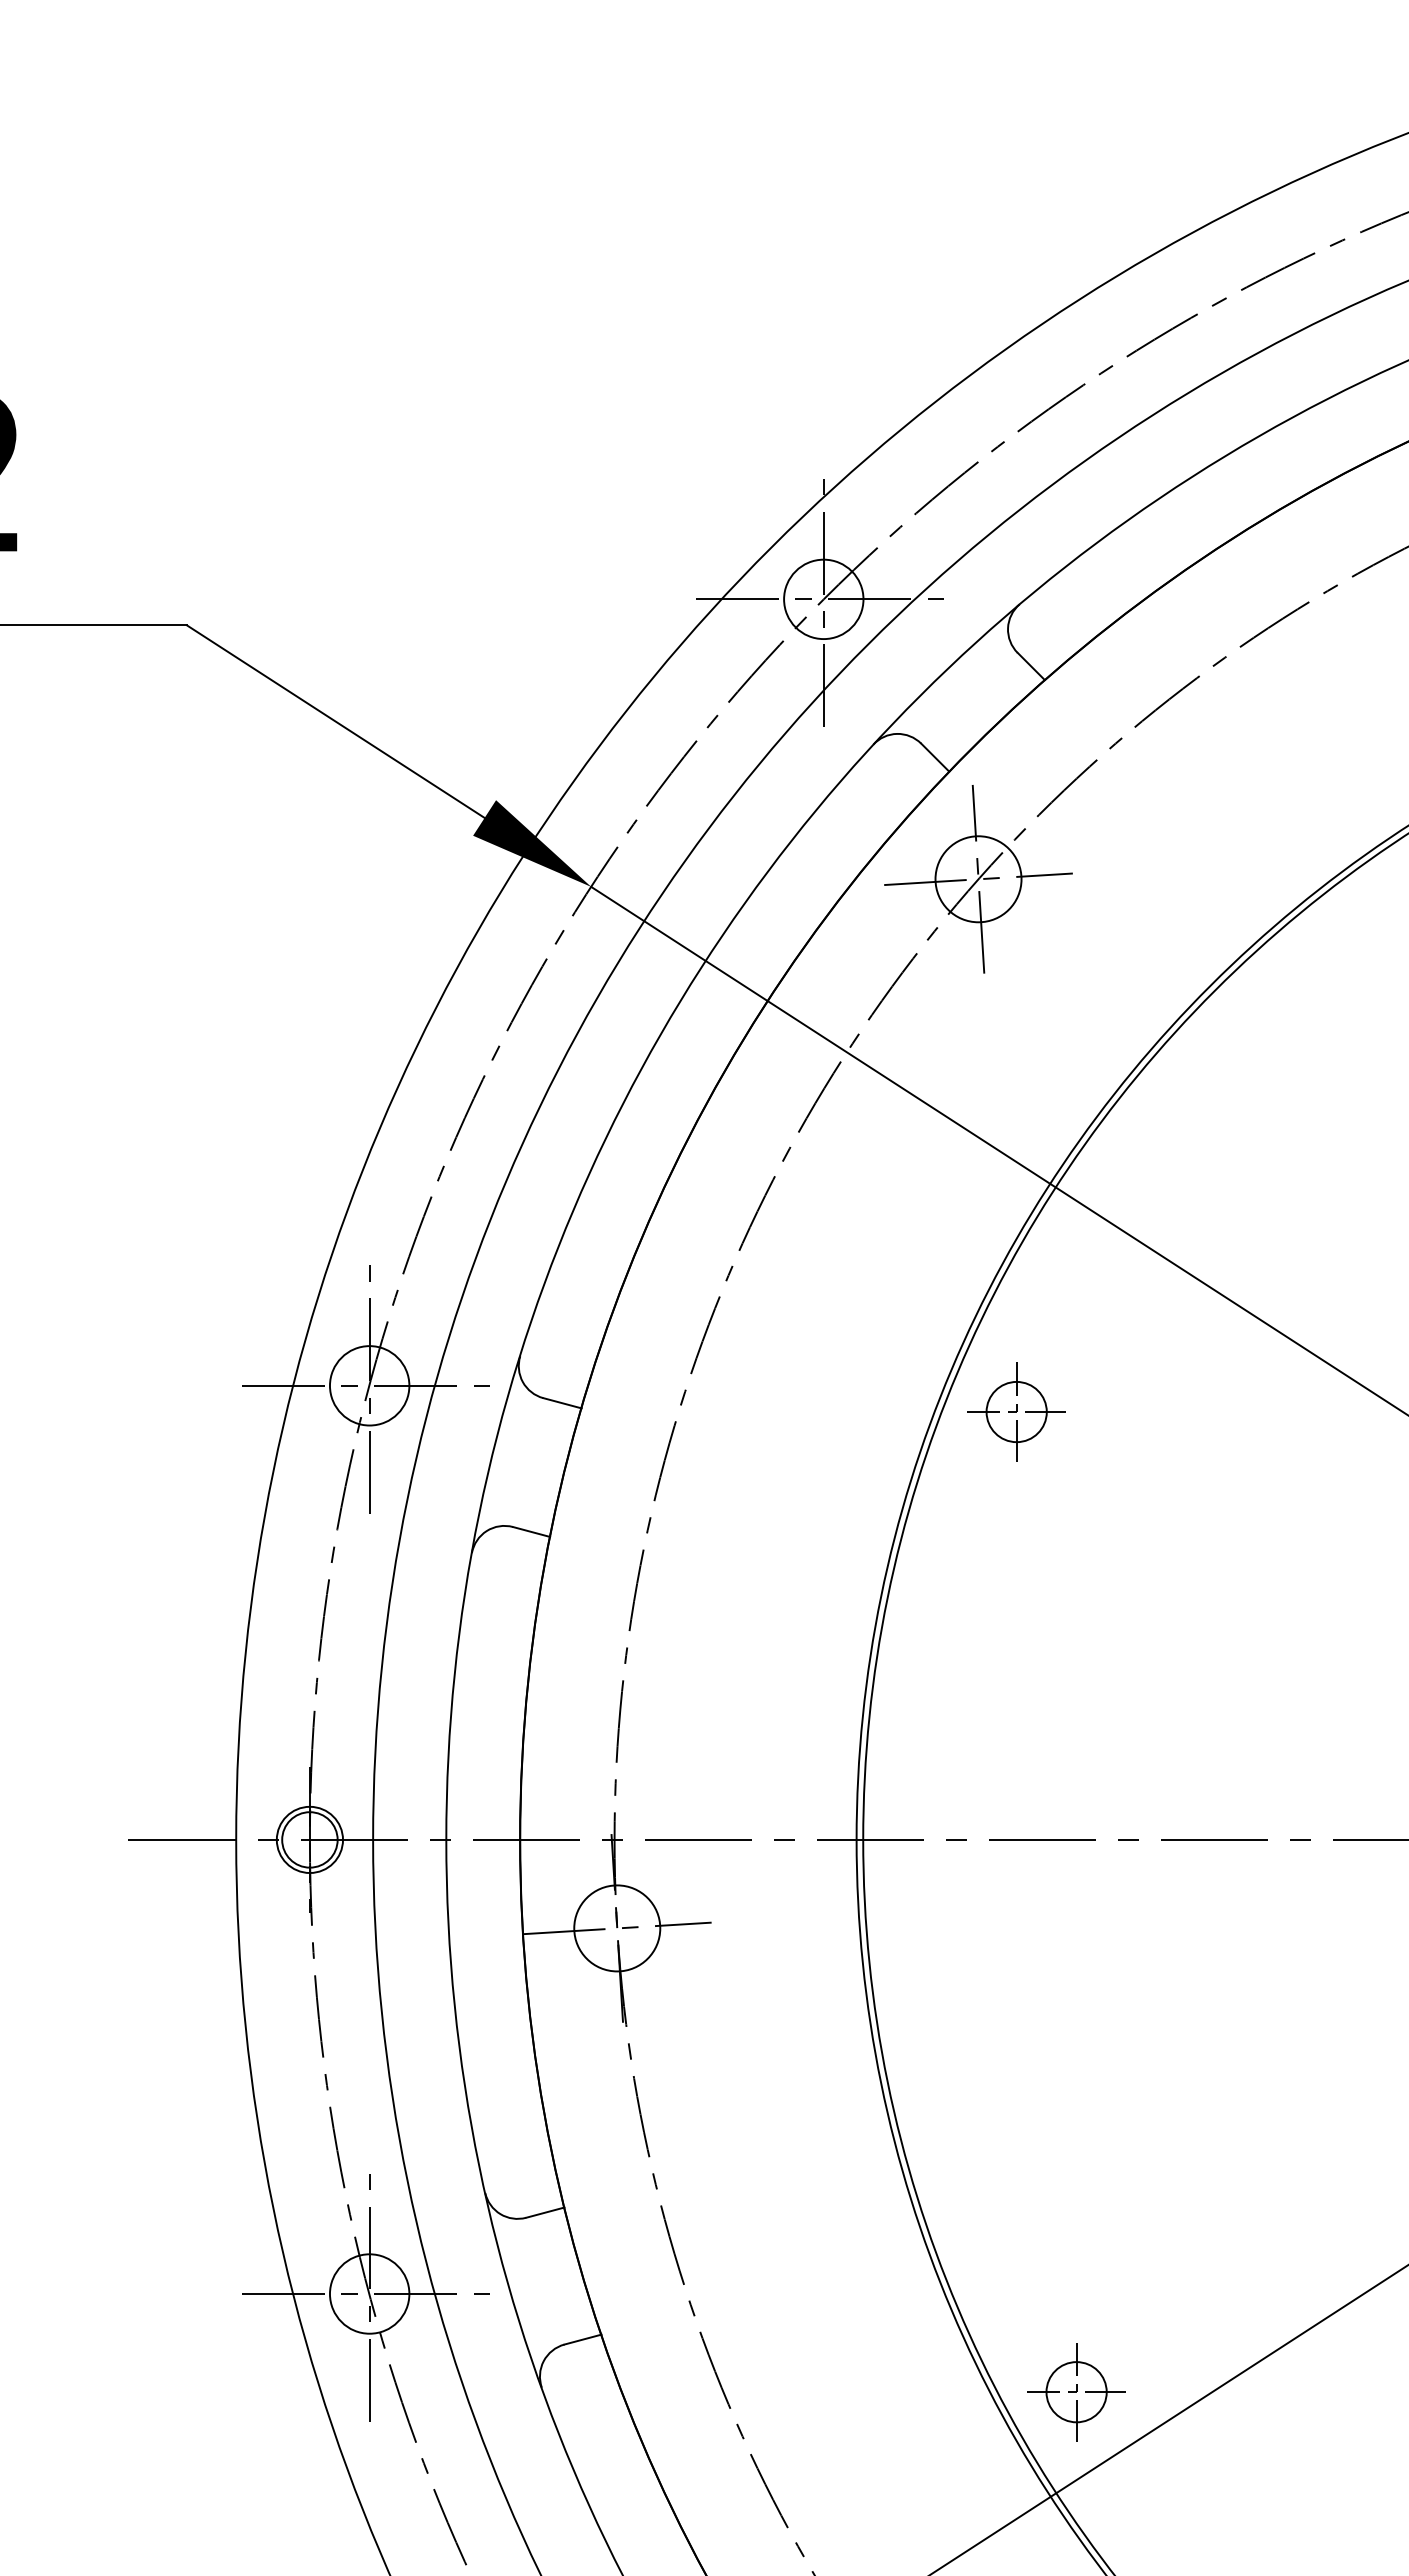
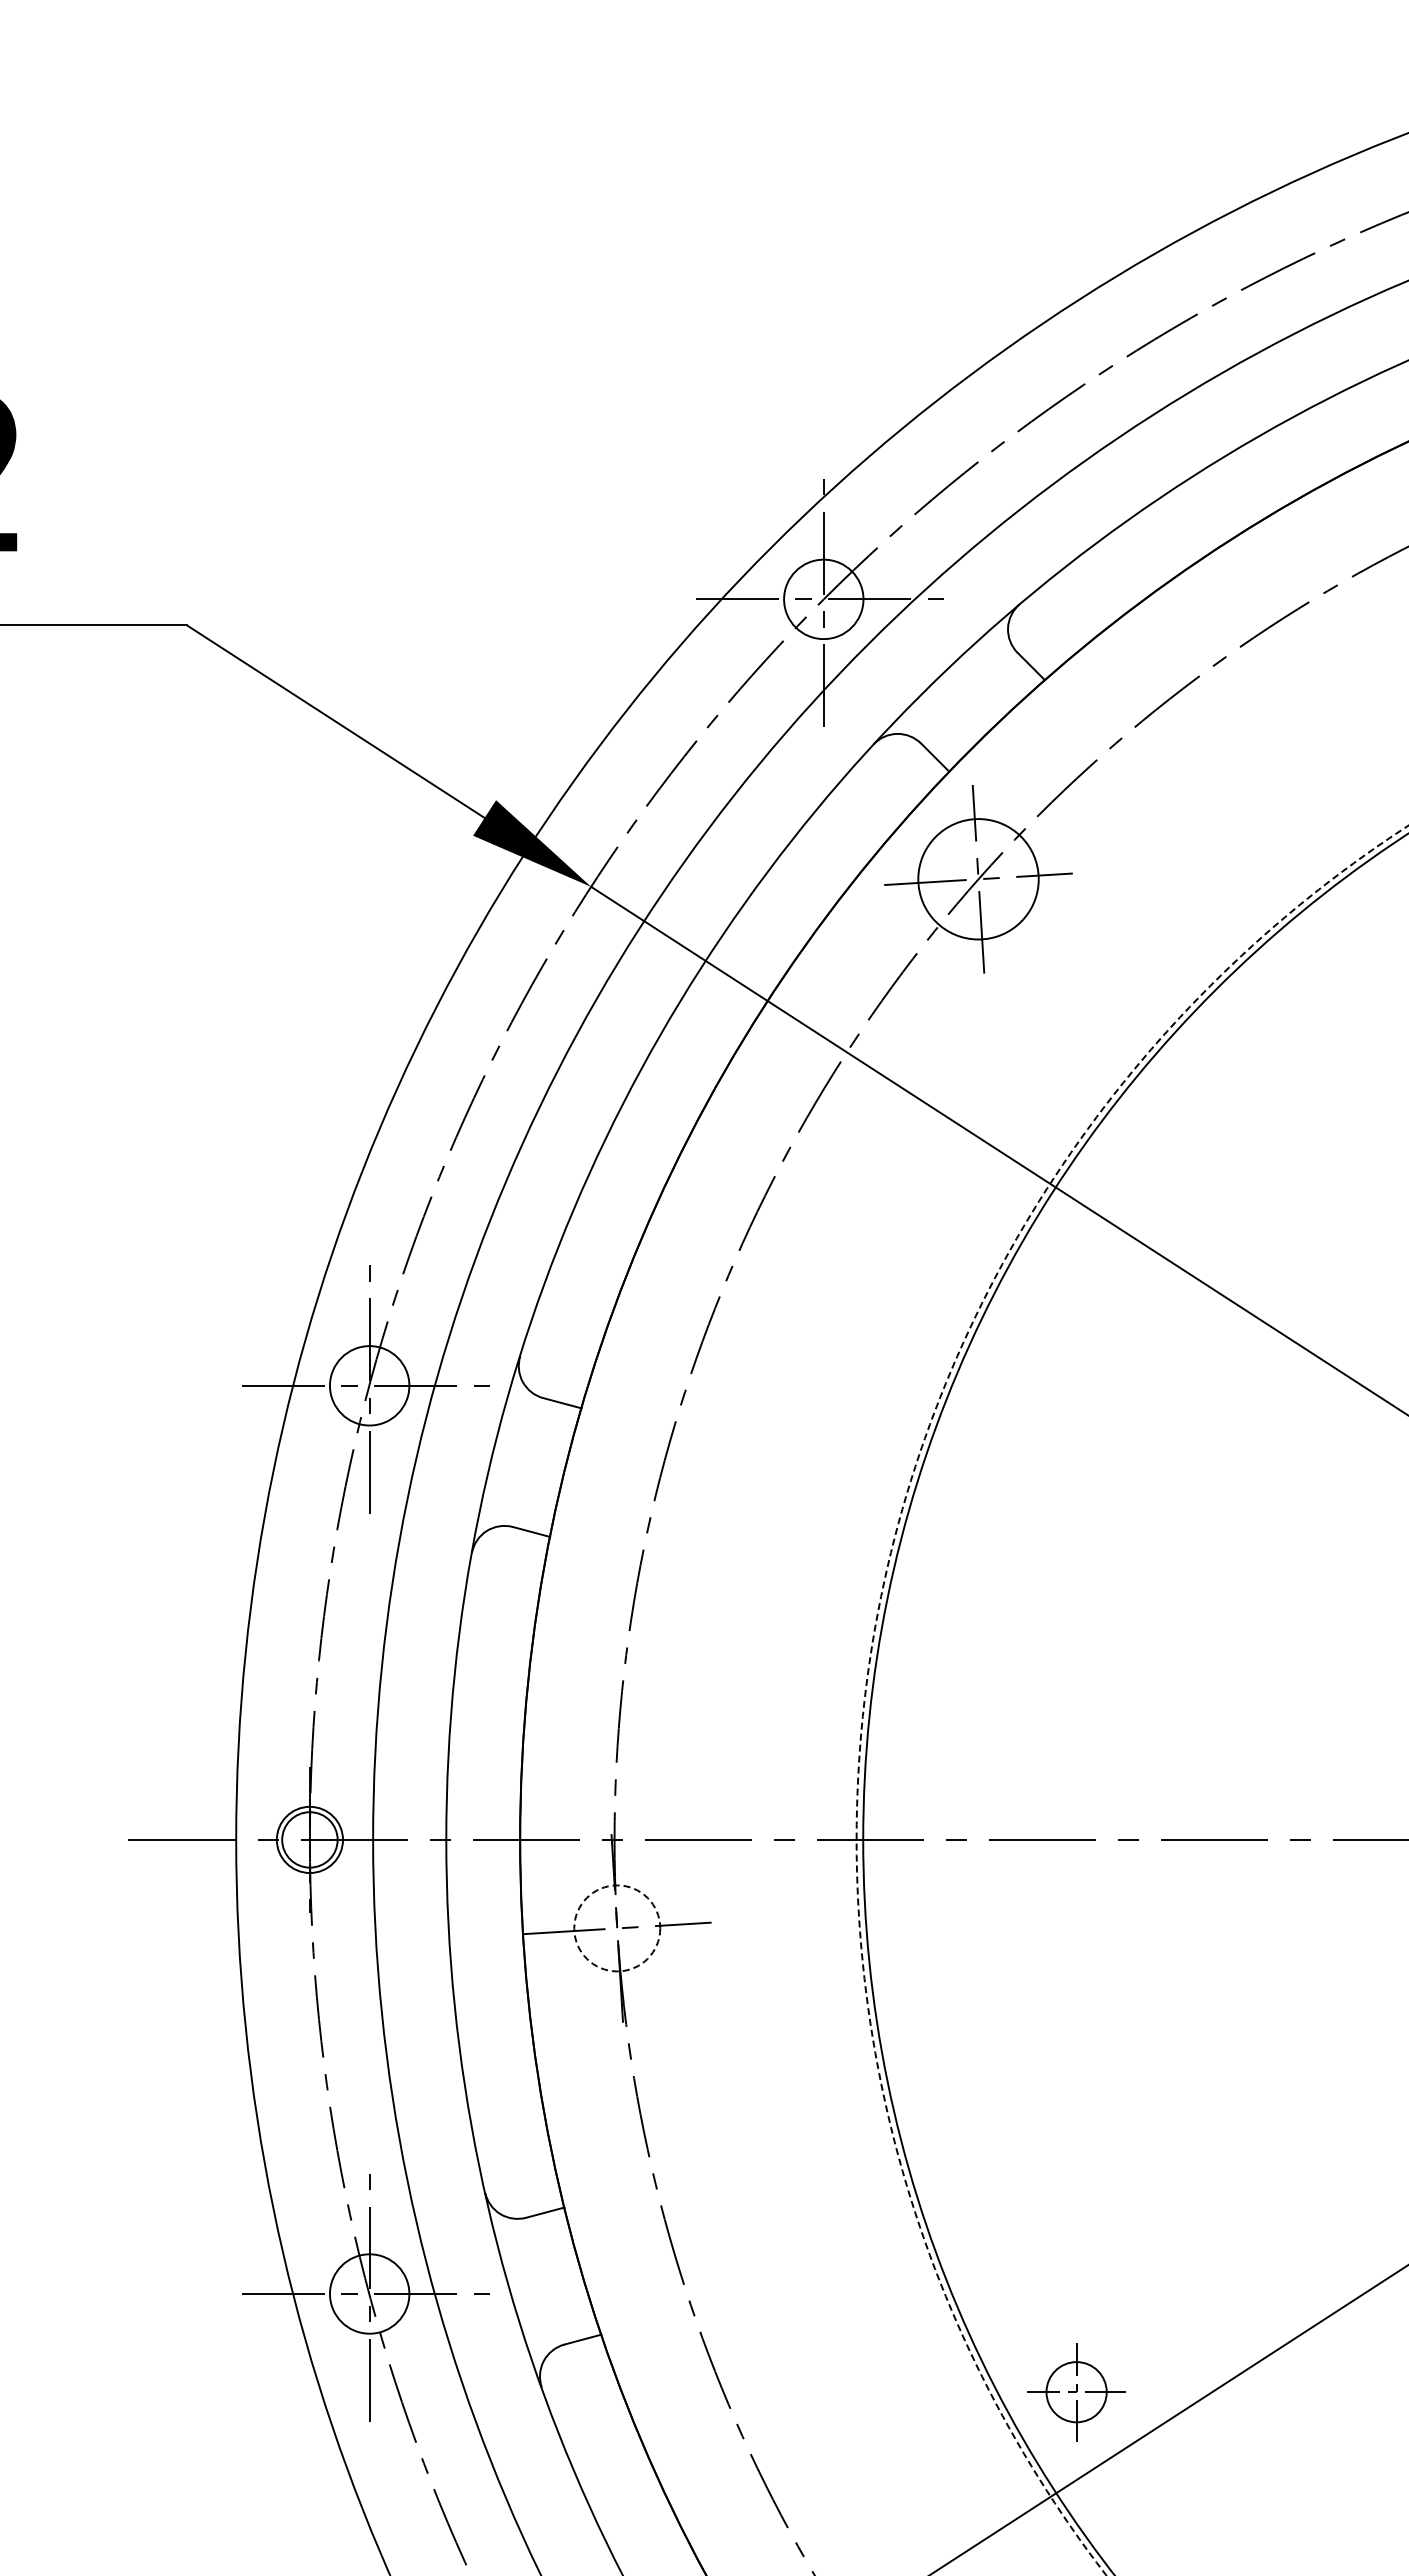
circle diameter: 86 px -> 120 px (978, 879)
part: present -> none (1016, 1411)
circle: solid -> dashed (1132, 1700)
circle: solid -> dashed (617, 1928)
